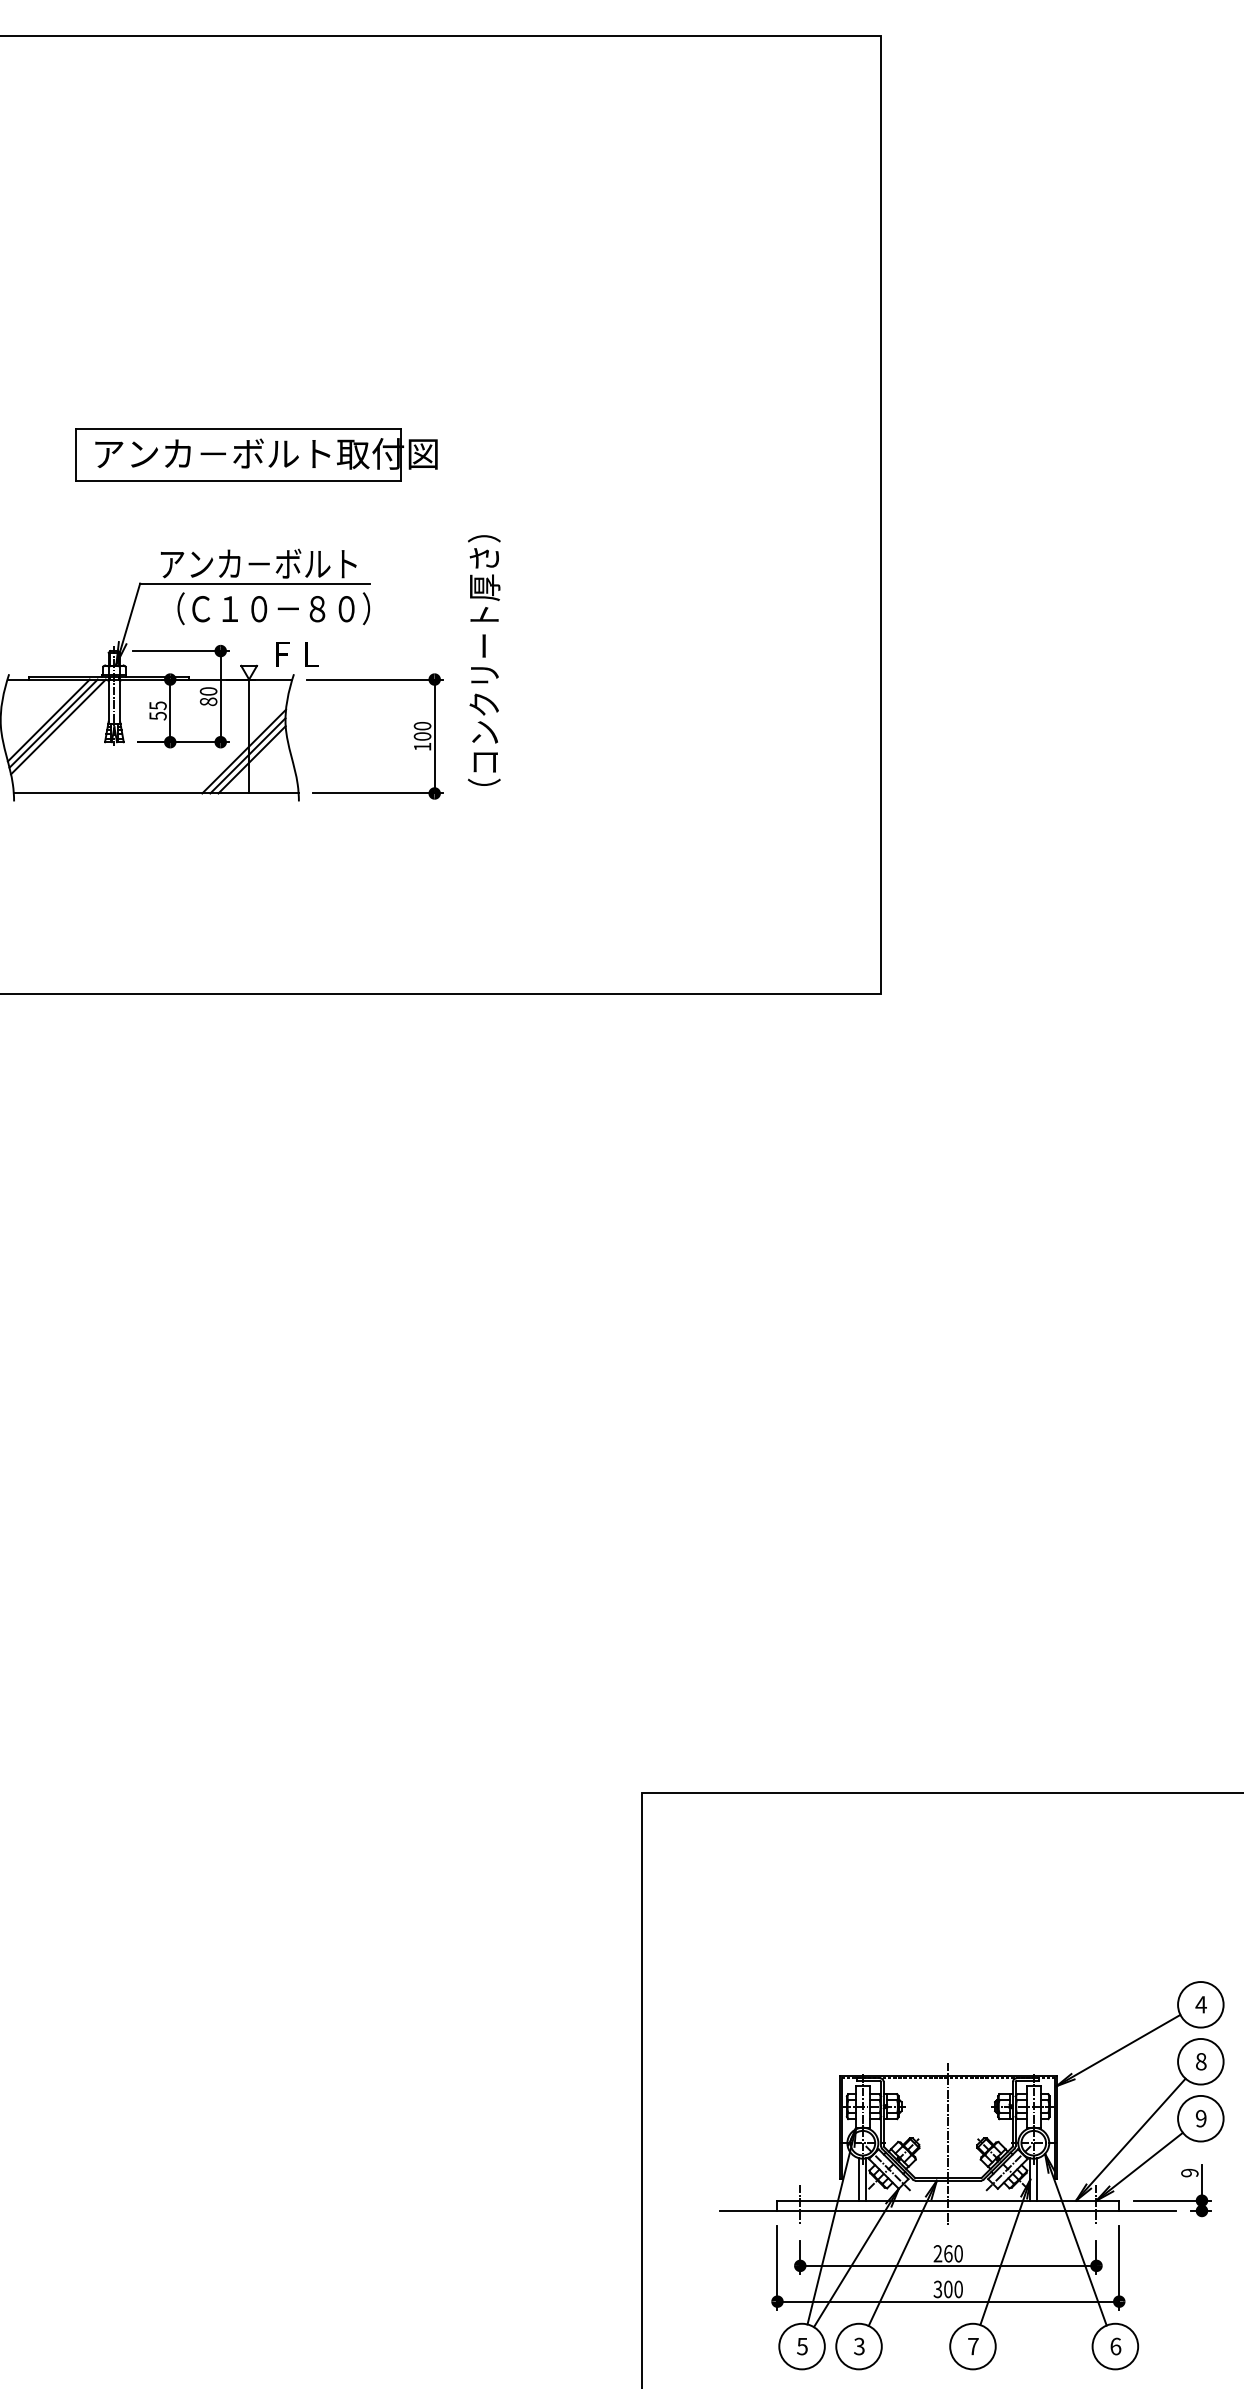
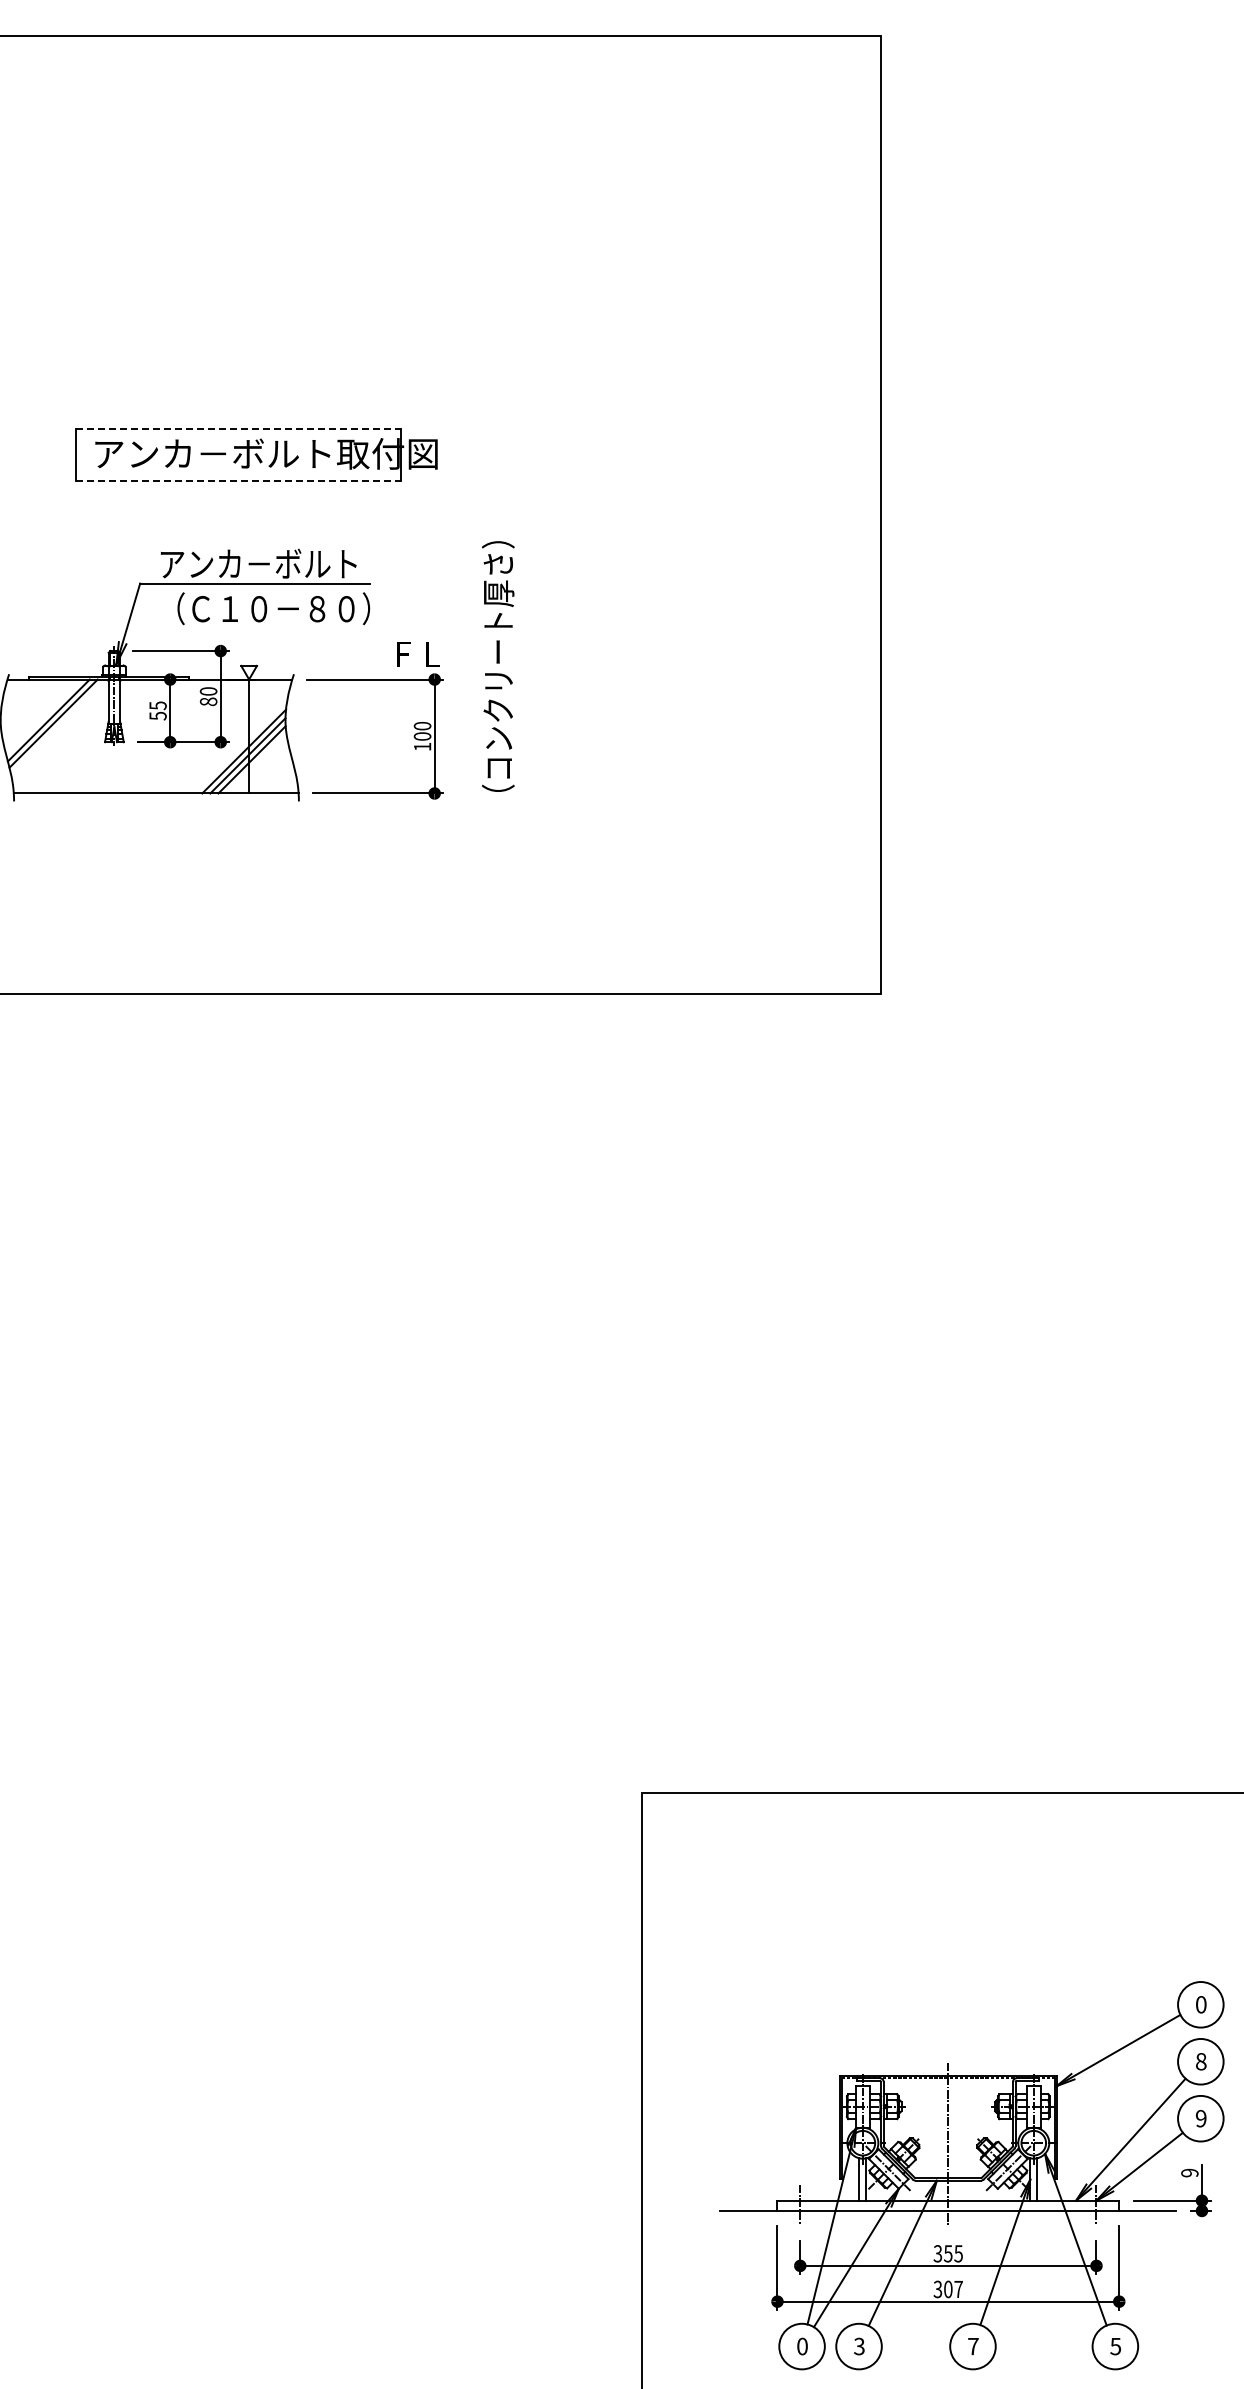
line: solid -> dashed (238, 429)
line: solid -> dashed (238, 480)
text position: (297, 654) -> (418, 654) (418, 654)
text position: (484, 660) -> (498, 666) (498, 666)
line: present -> none (58, 726)
text: 4 -> 0 (1200, 2004)
text: 260 -> 355 (947, 2253)
text: 300 -> 307 (958, 2289)
text: 5 -> 0 (802, 2346)
text: 6 -> 5 (1115, 2346)
